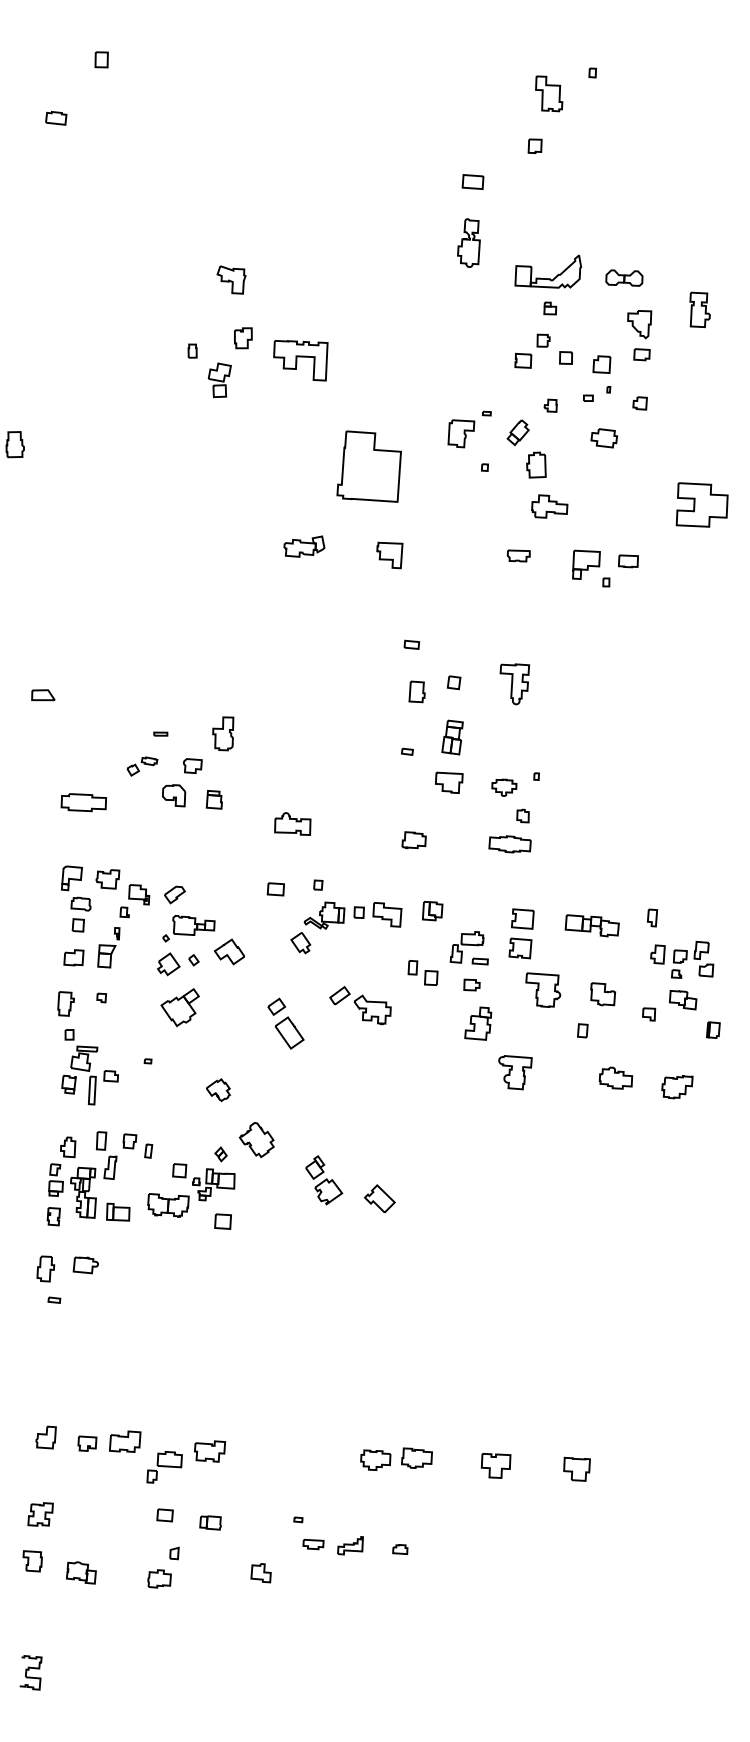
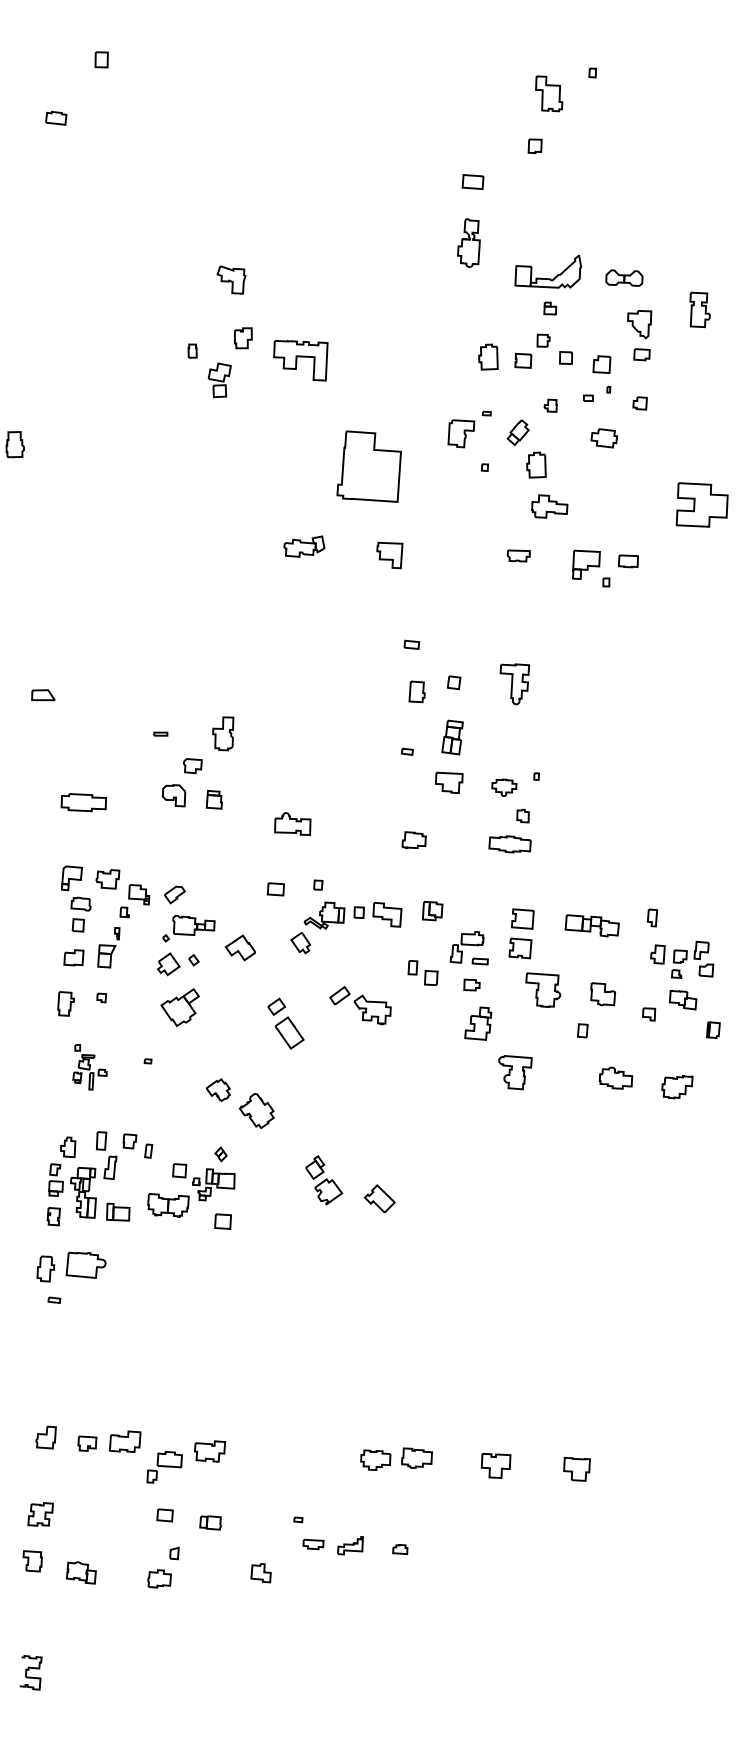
part: none -> present (488, 356)
part: present -> none (142, 766)
part position: (229, 951) -> (240, 947) (240, 947)
part size: 58x77 px -> 36x47 px (89, 1067)
part position: (256, 1140) -> (256, 1111) (256, 1111)
part size: 27x19 px -> 42x28 px (85, 1264)
